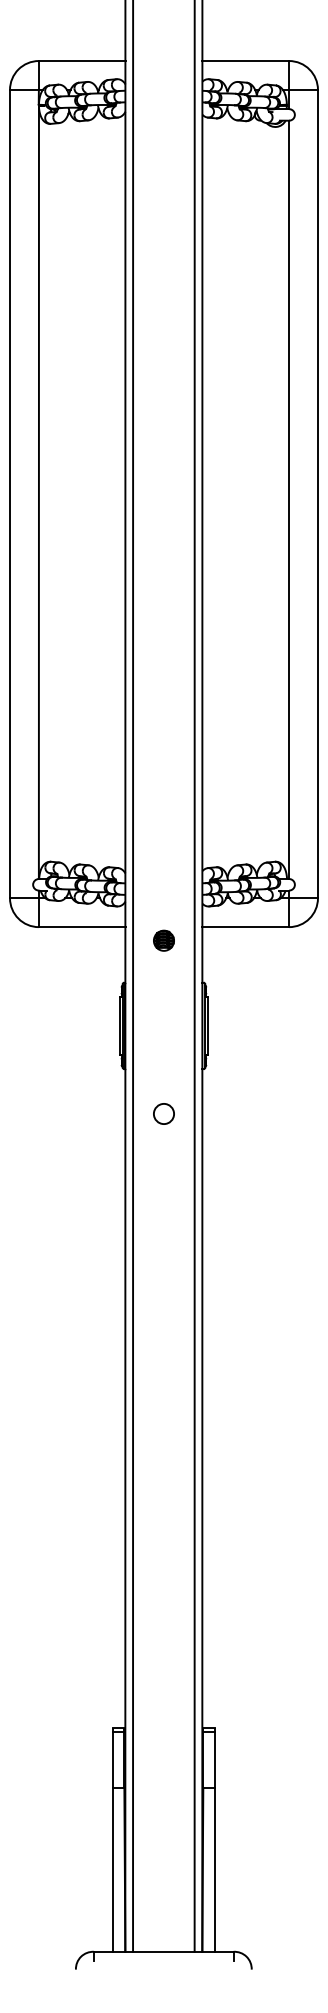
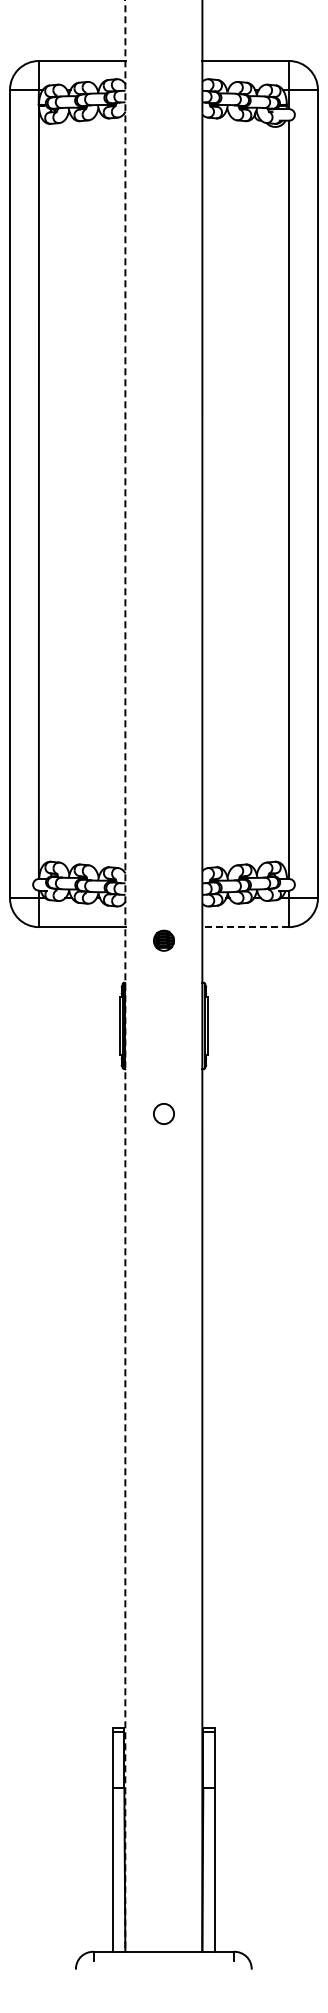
line: solid -> dashed (245, 927)
line: solid -> dashed (125, 975)
line: present -> none (133, 976)
line: present -> none (194, 976)
